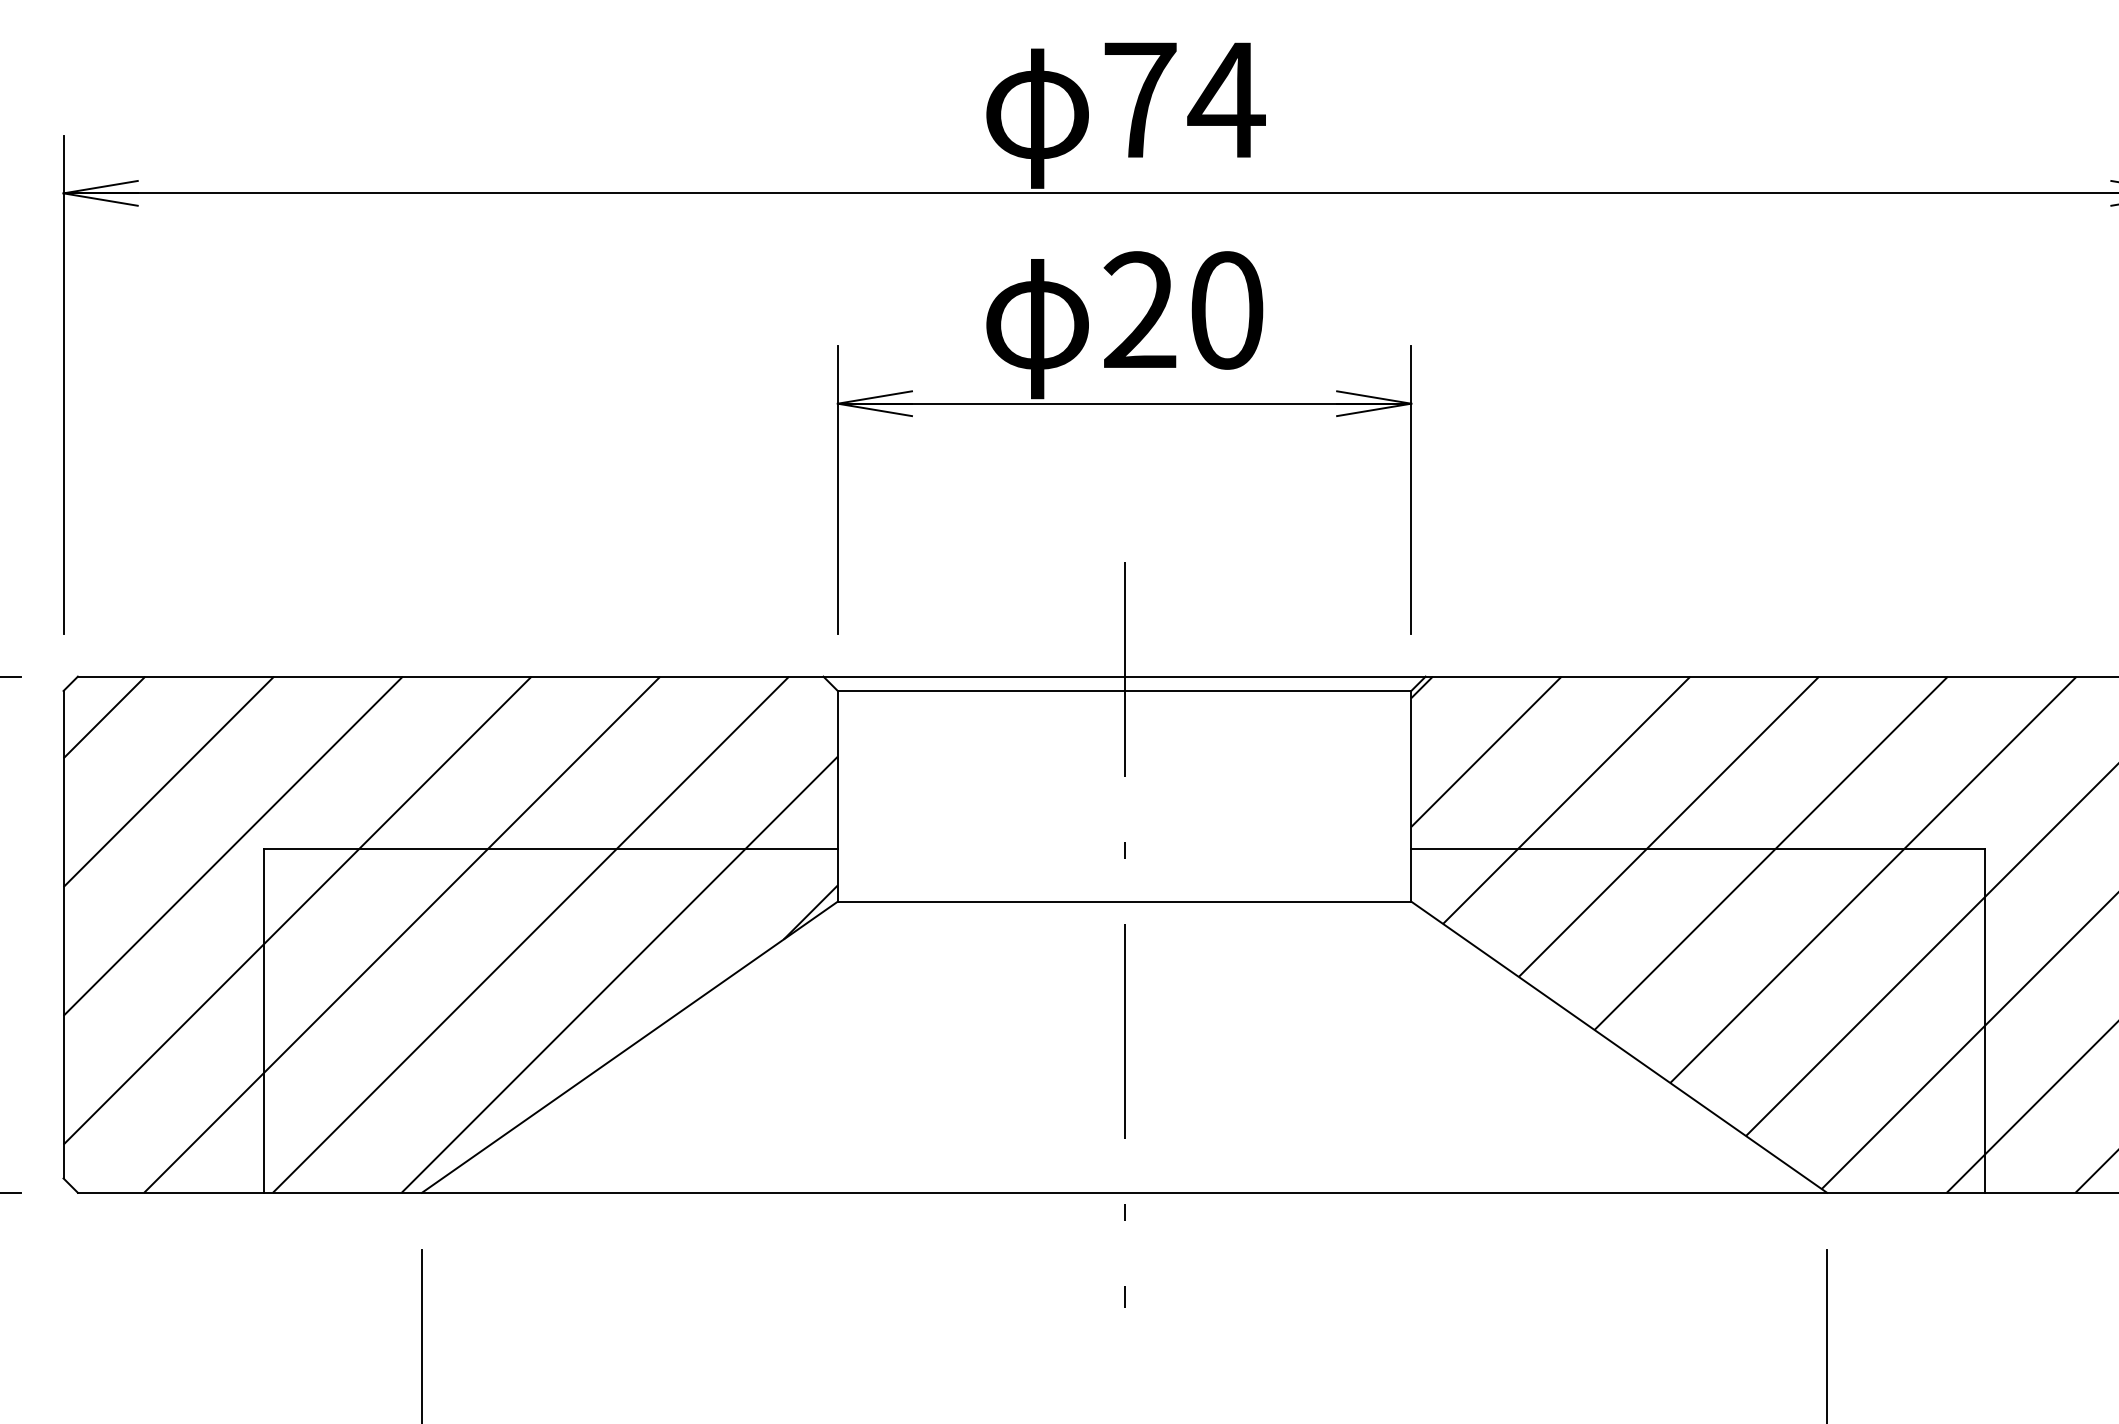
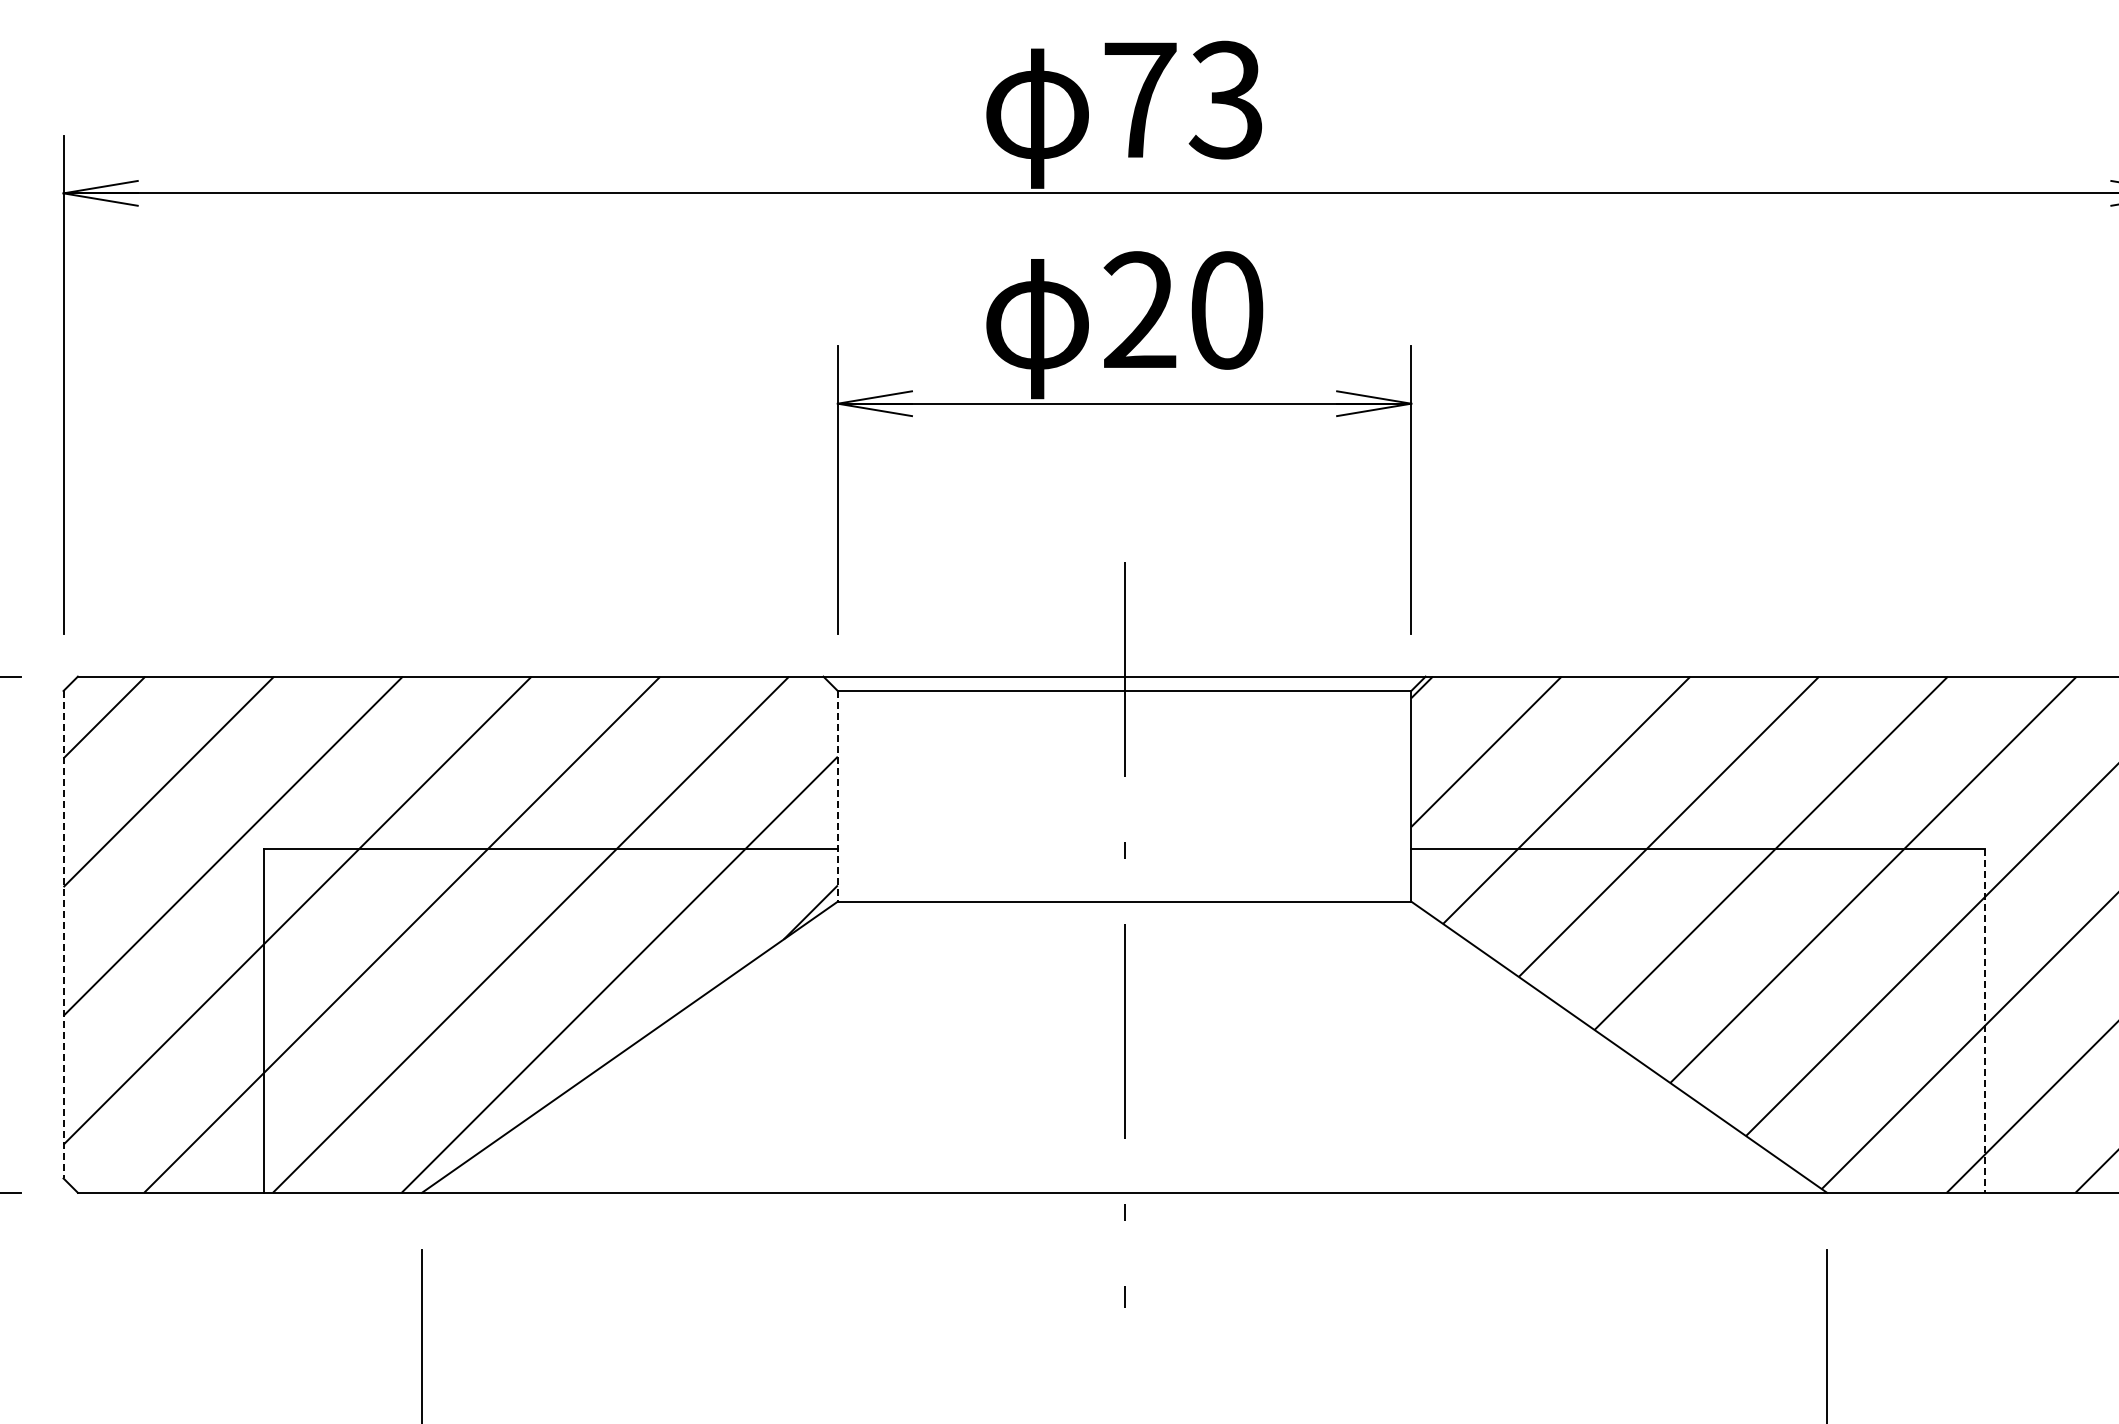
text: 74 -> 73 (1226, 99)
line: solid -> dashed (837, 796)
line: solid -> dashed (63, 934)
line: solid -> dashed (1984, 1021)
